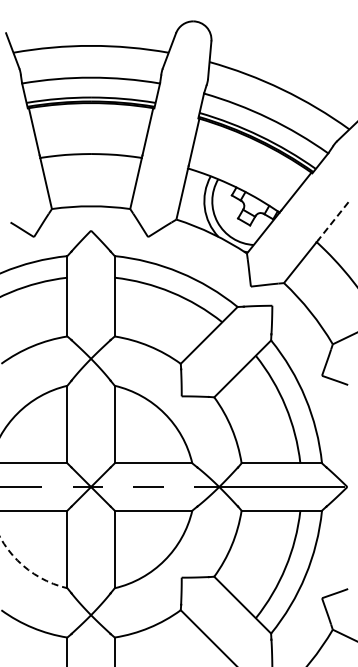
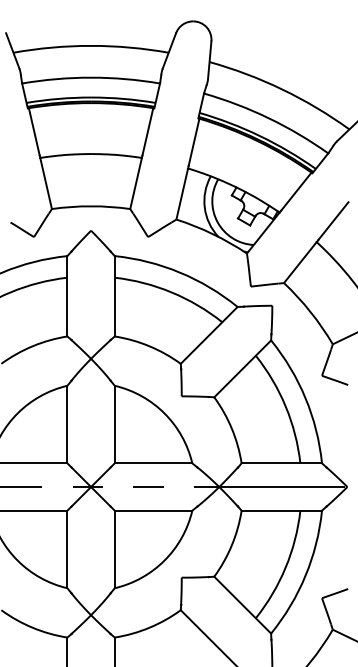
line: dashed -> solid (333, 221)
arc: dashed -> solid (28, 569)
